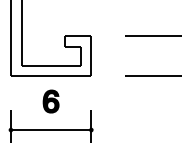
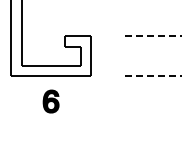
line: solid -> dashed (153, 36)
line: solid -> dashed (153, 76)
part: present -> none (50, 126)
